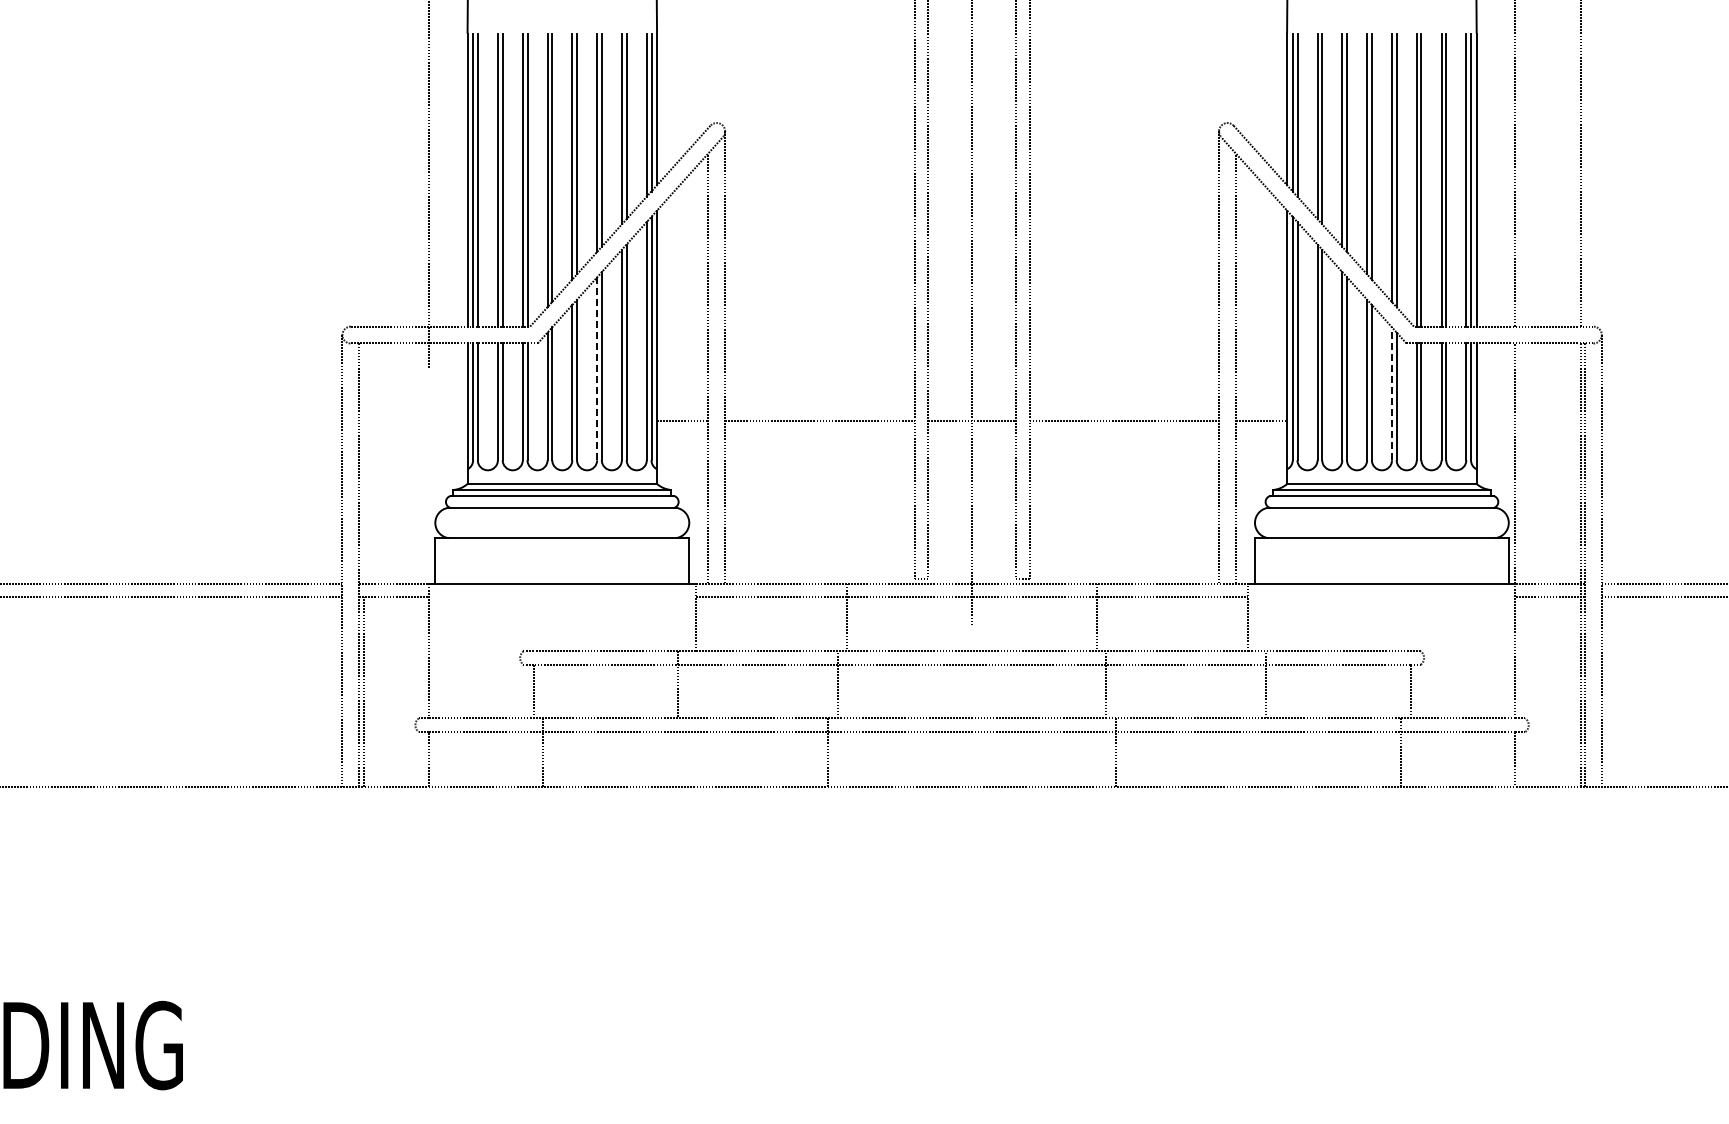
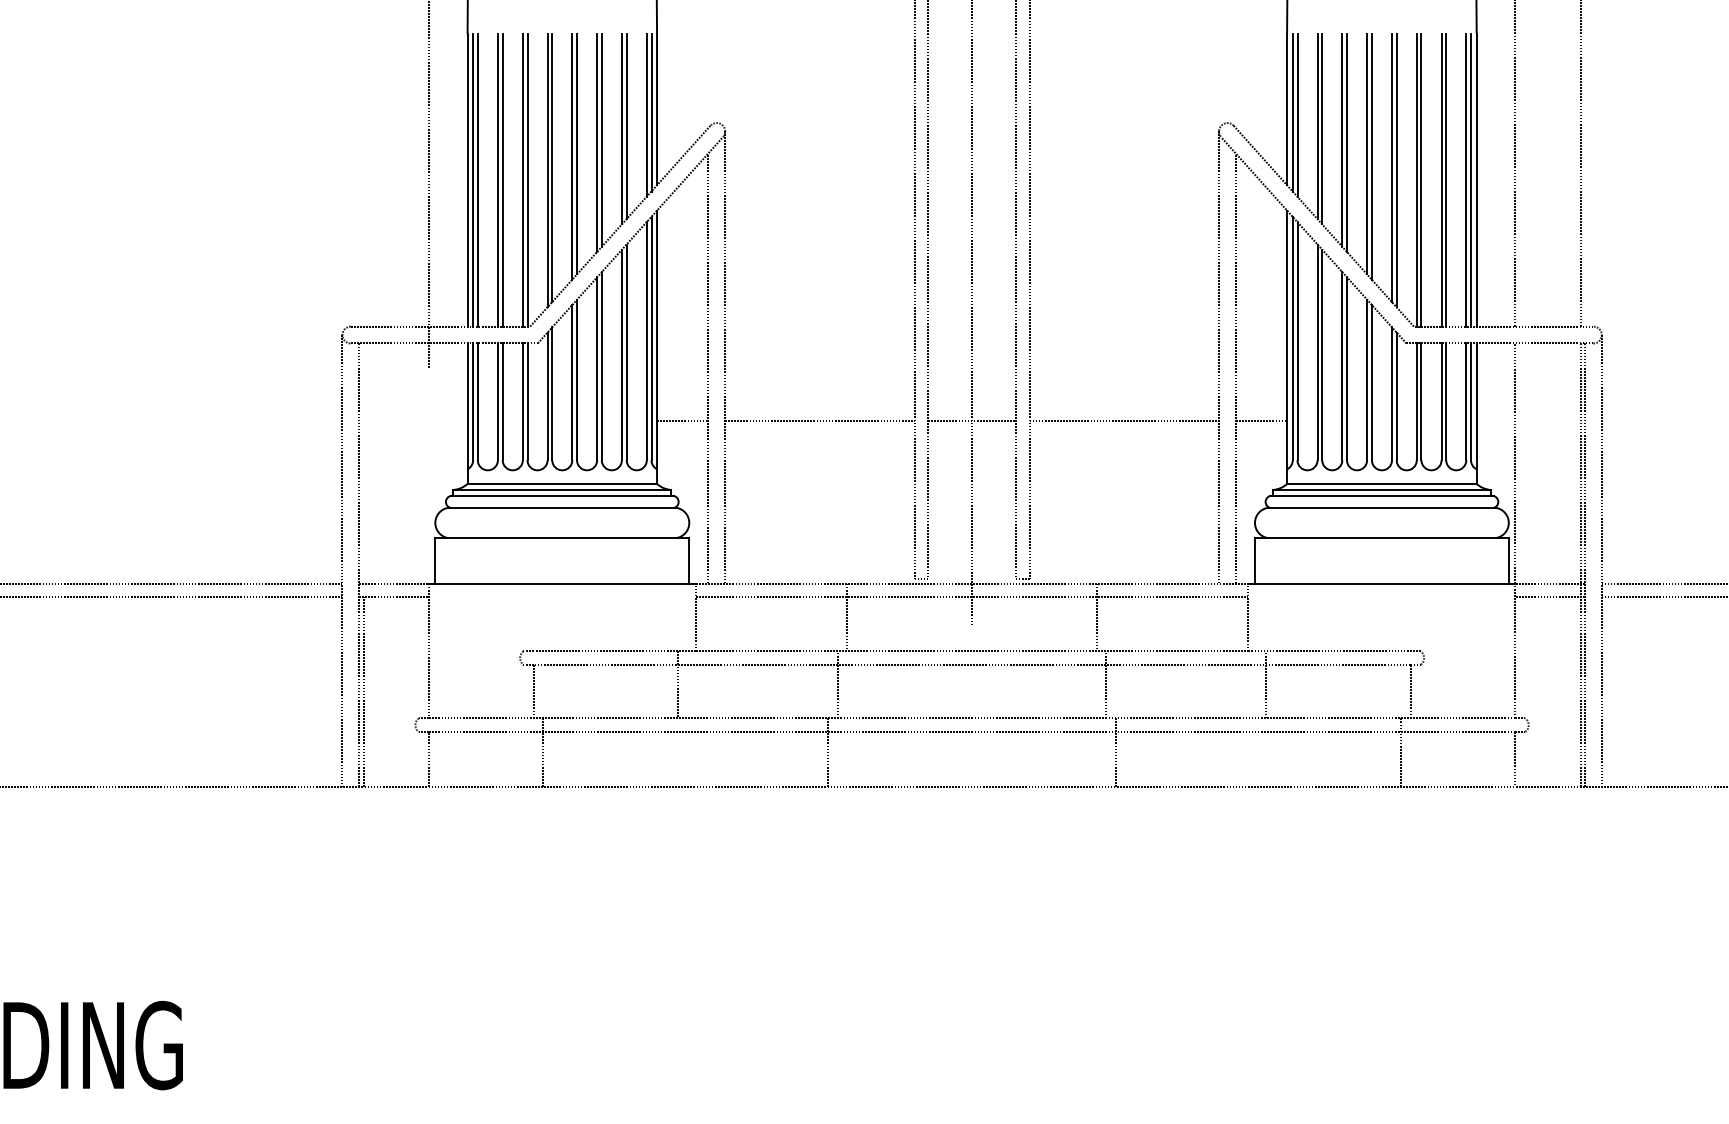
line: dashed -> solid (597, 368)
line: dashed -> solid (1391, 393)
